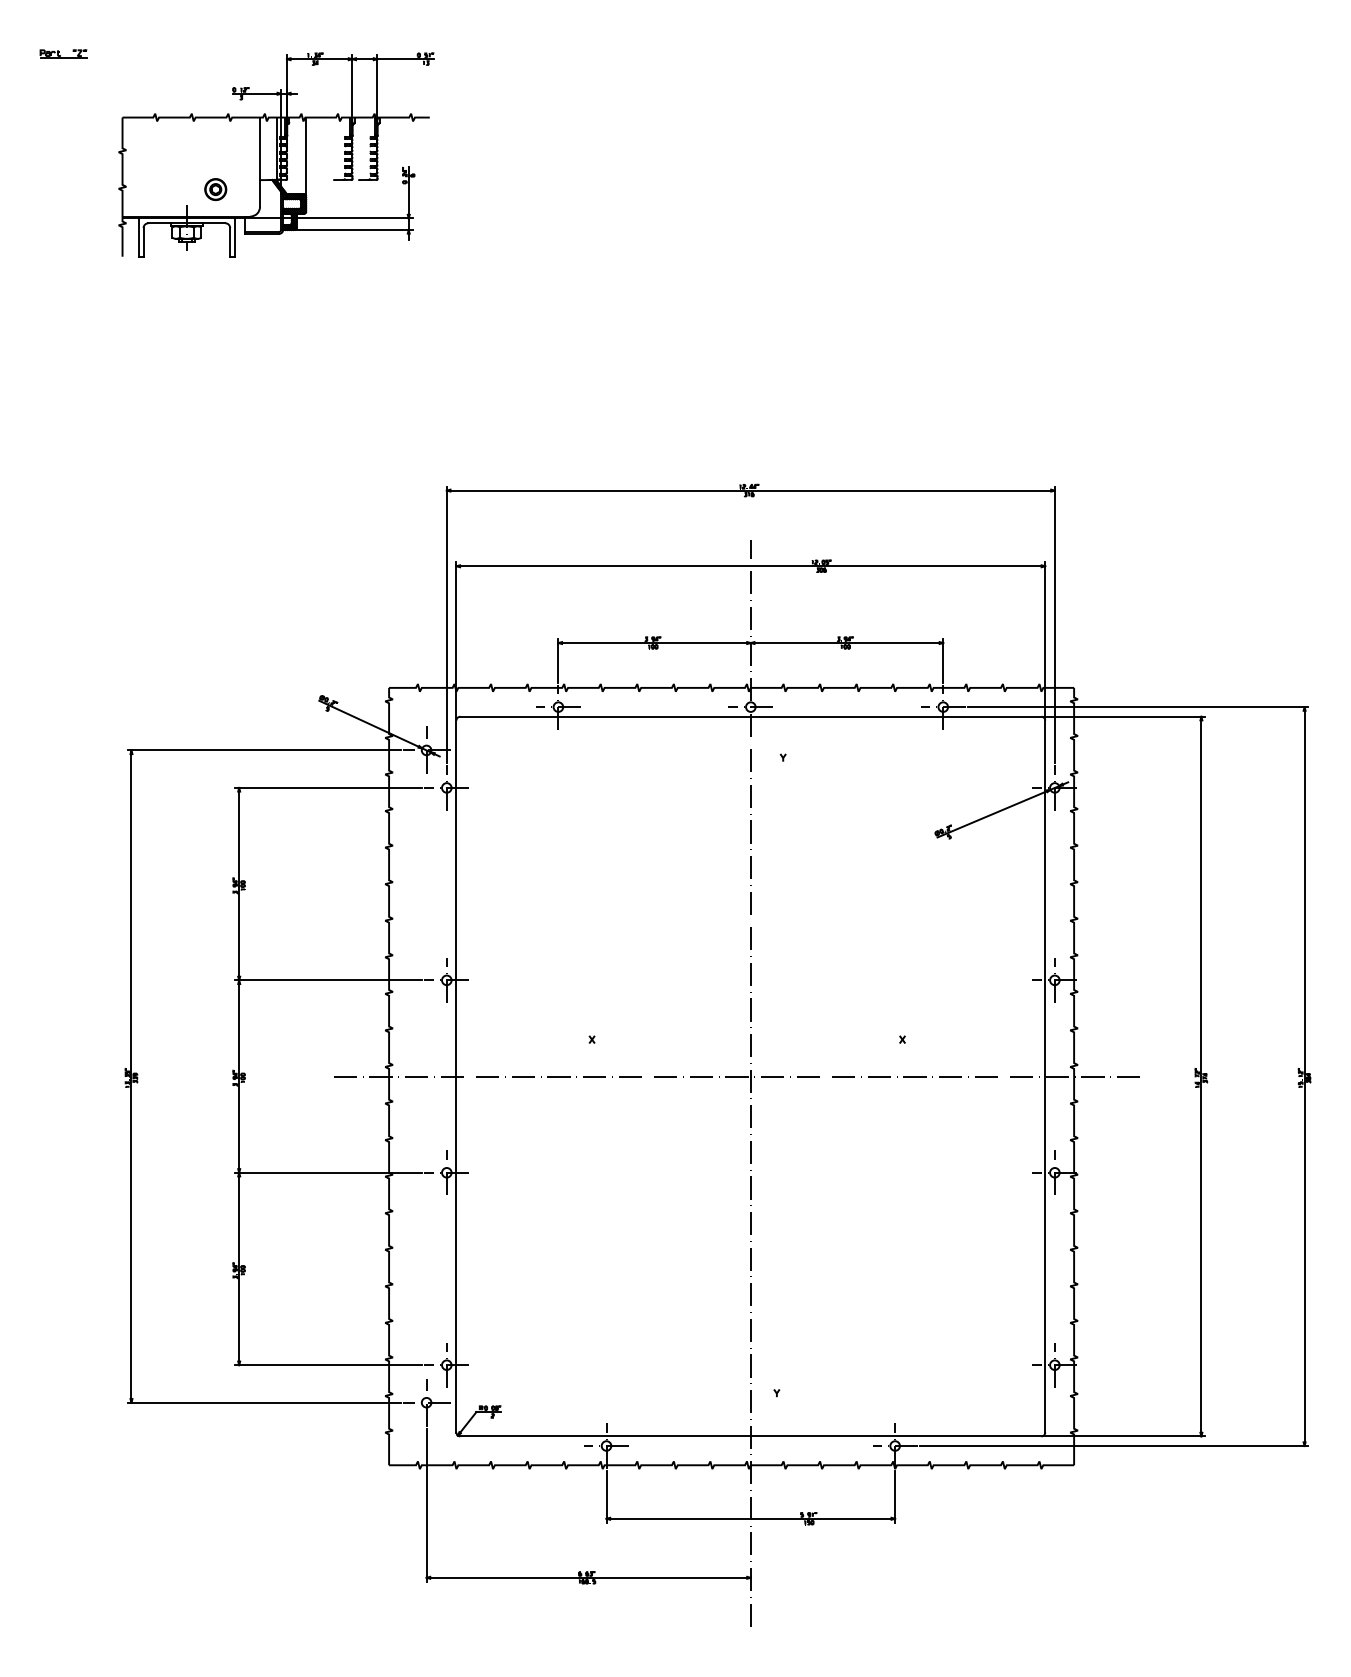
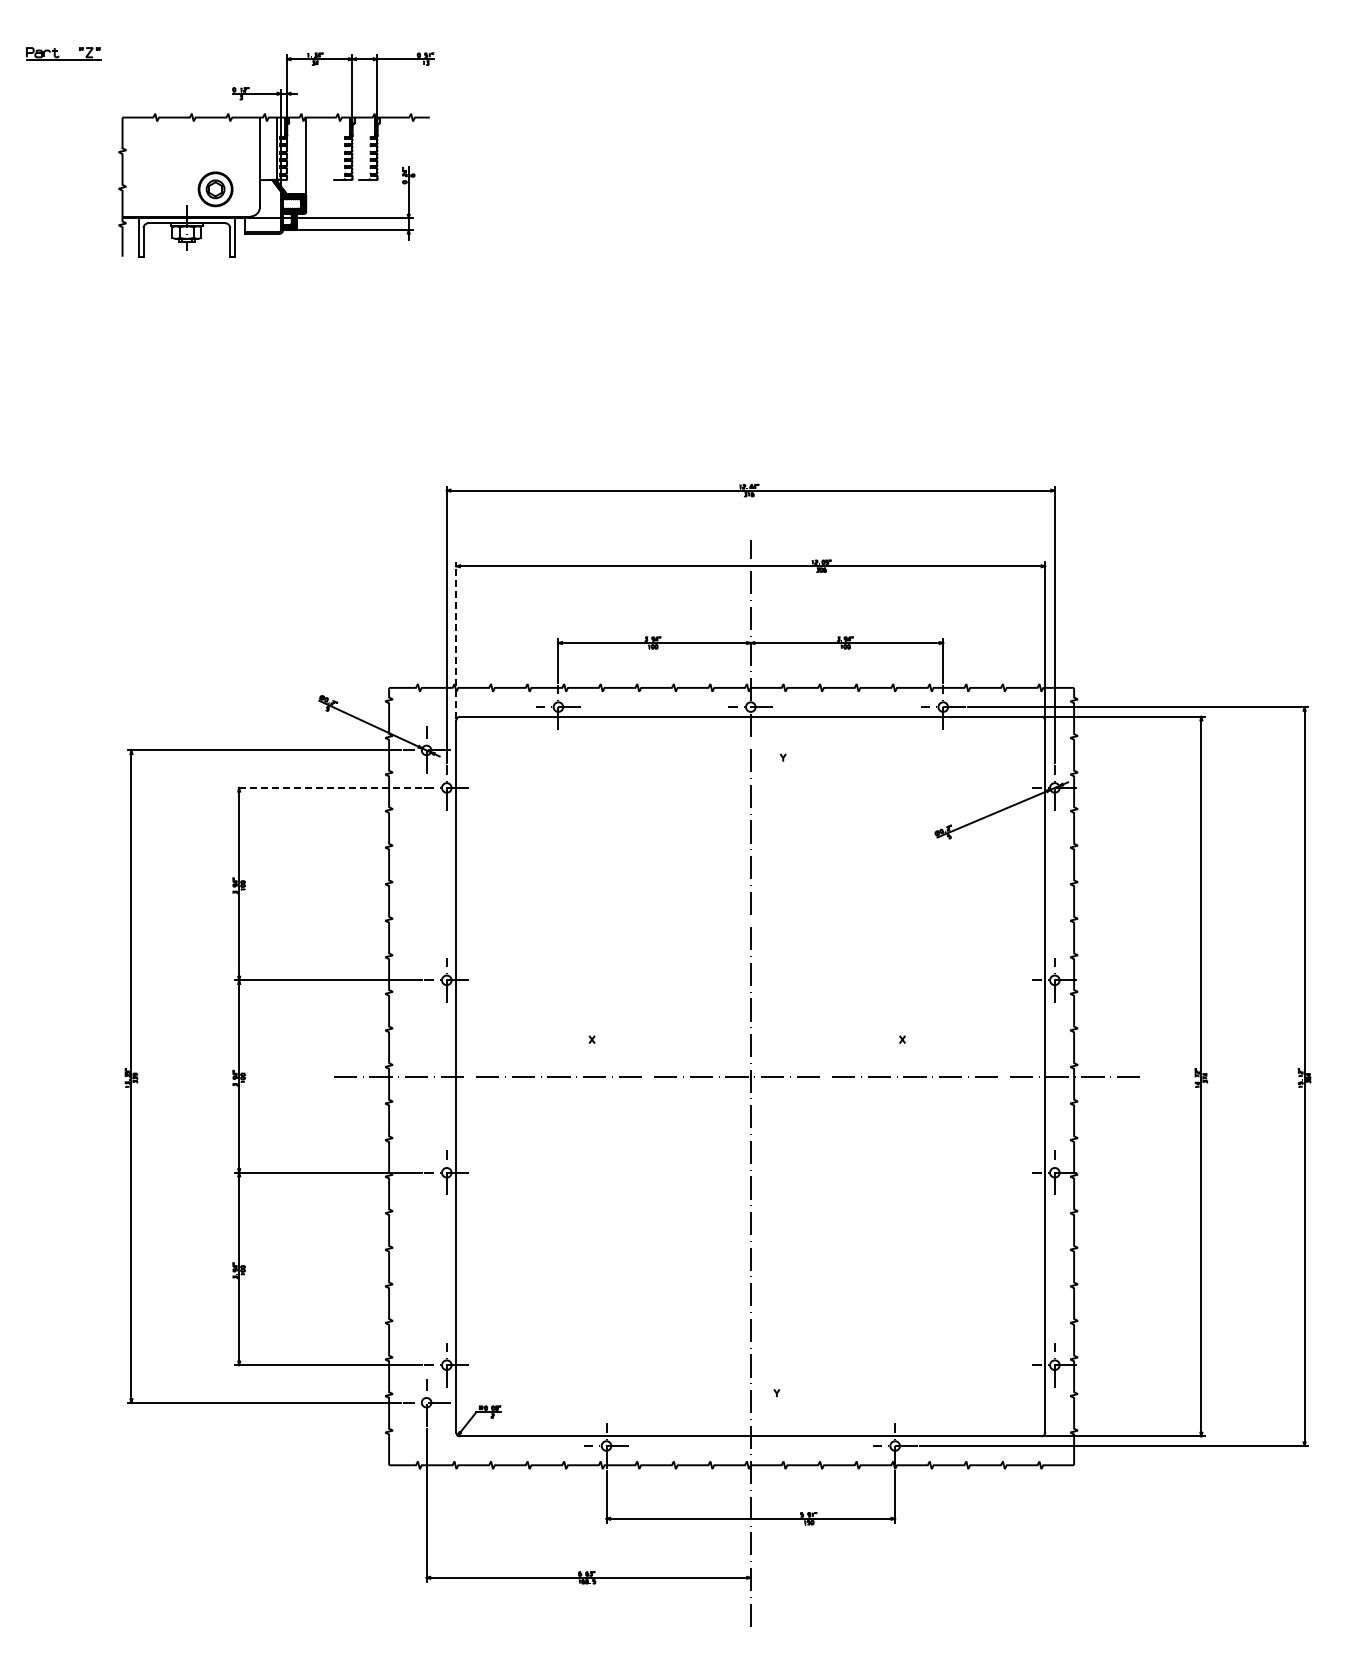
part size: 49x10 px -> 76x14 px (63, 53)
part size: 24x24 px -> 37x37 px (215, 189)
line: solid -> dashed (456, 640)
line: solid -> dashed (328, 787)
